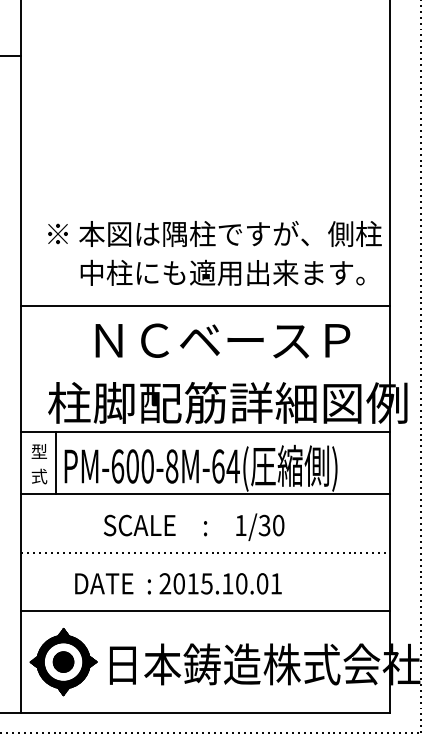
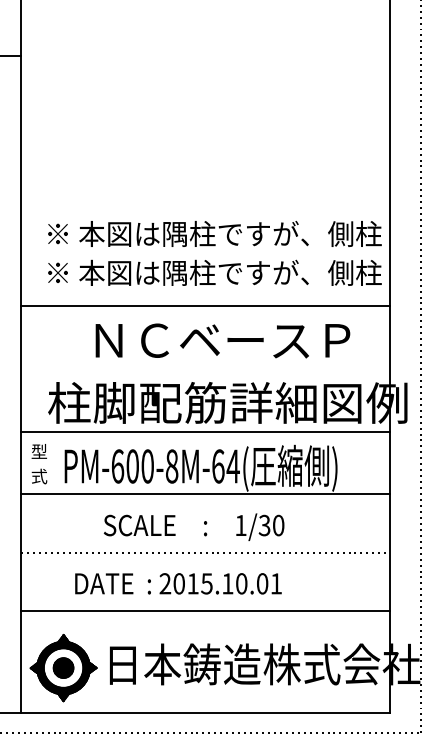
text: 中柱にも適用出来ます。 -> ※ 本図は隅柱ですが、側柱 (214, 272)
line: present -> none (55, 462)
part position: (63, 662) -> (63, 668) (63, 668)
